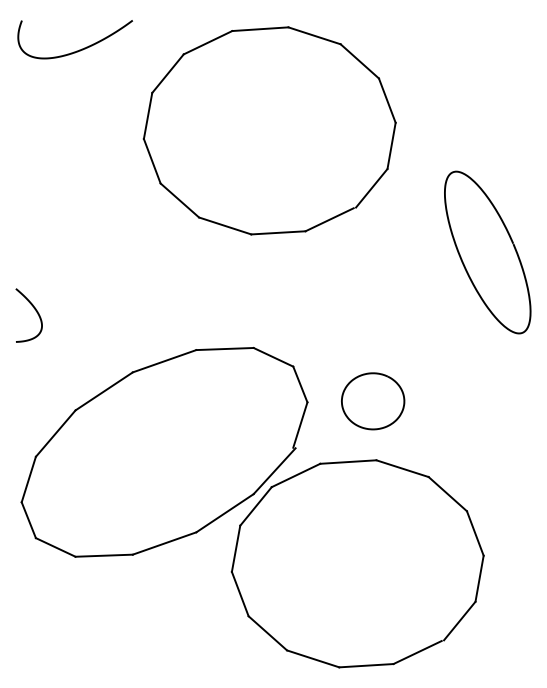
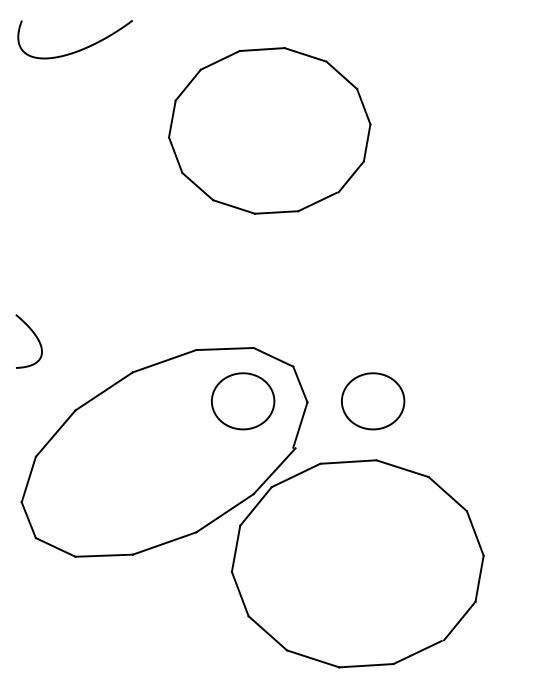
part size: 255x210 px -> 204x168 px (269, 130)
curve: present -> none (464, 263)
curve position: (35, 311) -> (35, 337) (35, 337)
curve: none -> present (249, 427)
